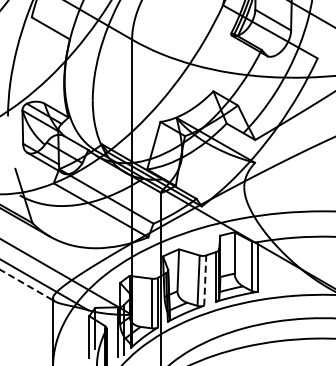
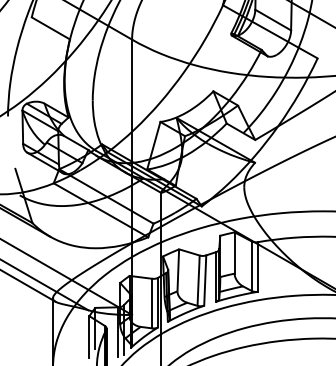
line: dashed -> solid (205, 280)
line: dashed -> solid (27, 285)
